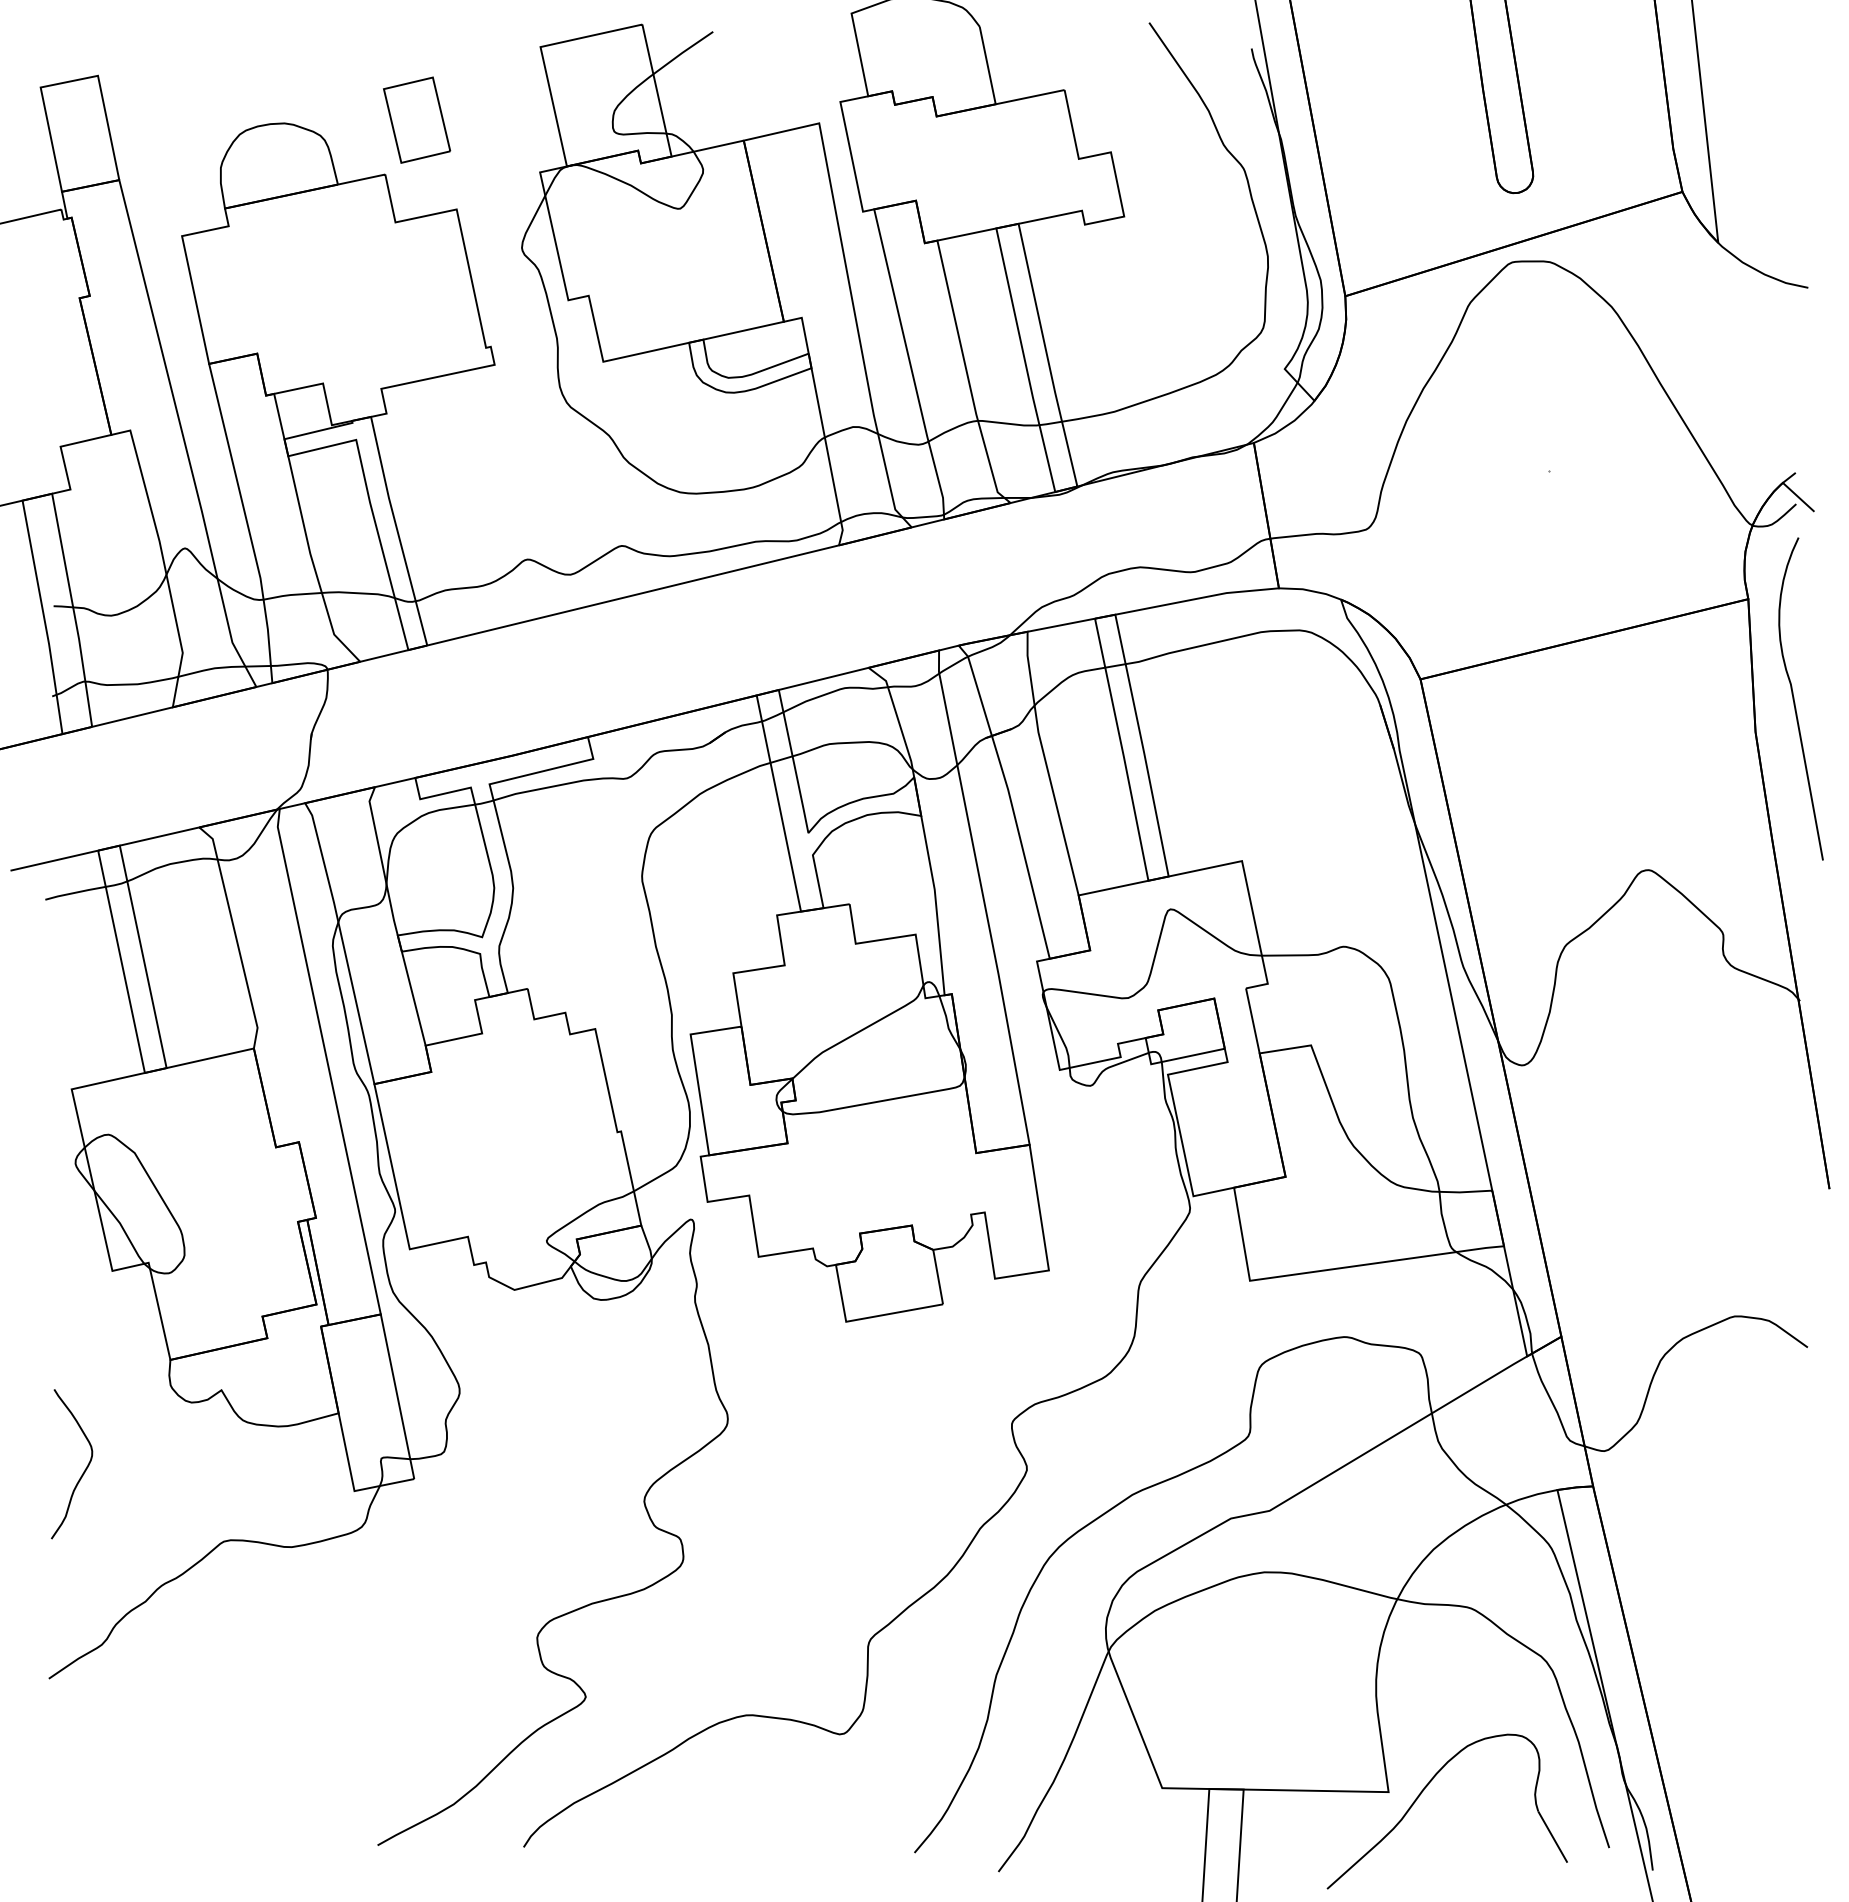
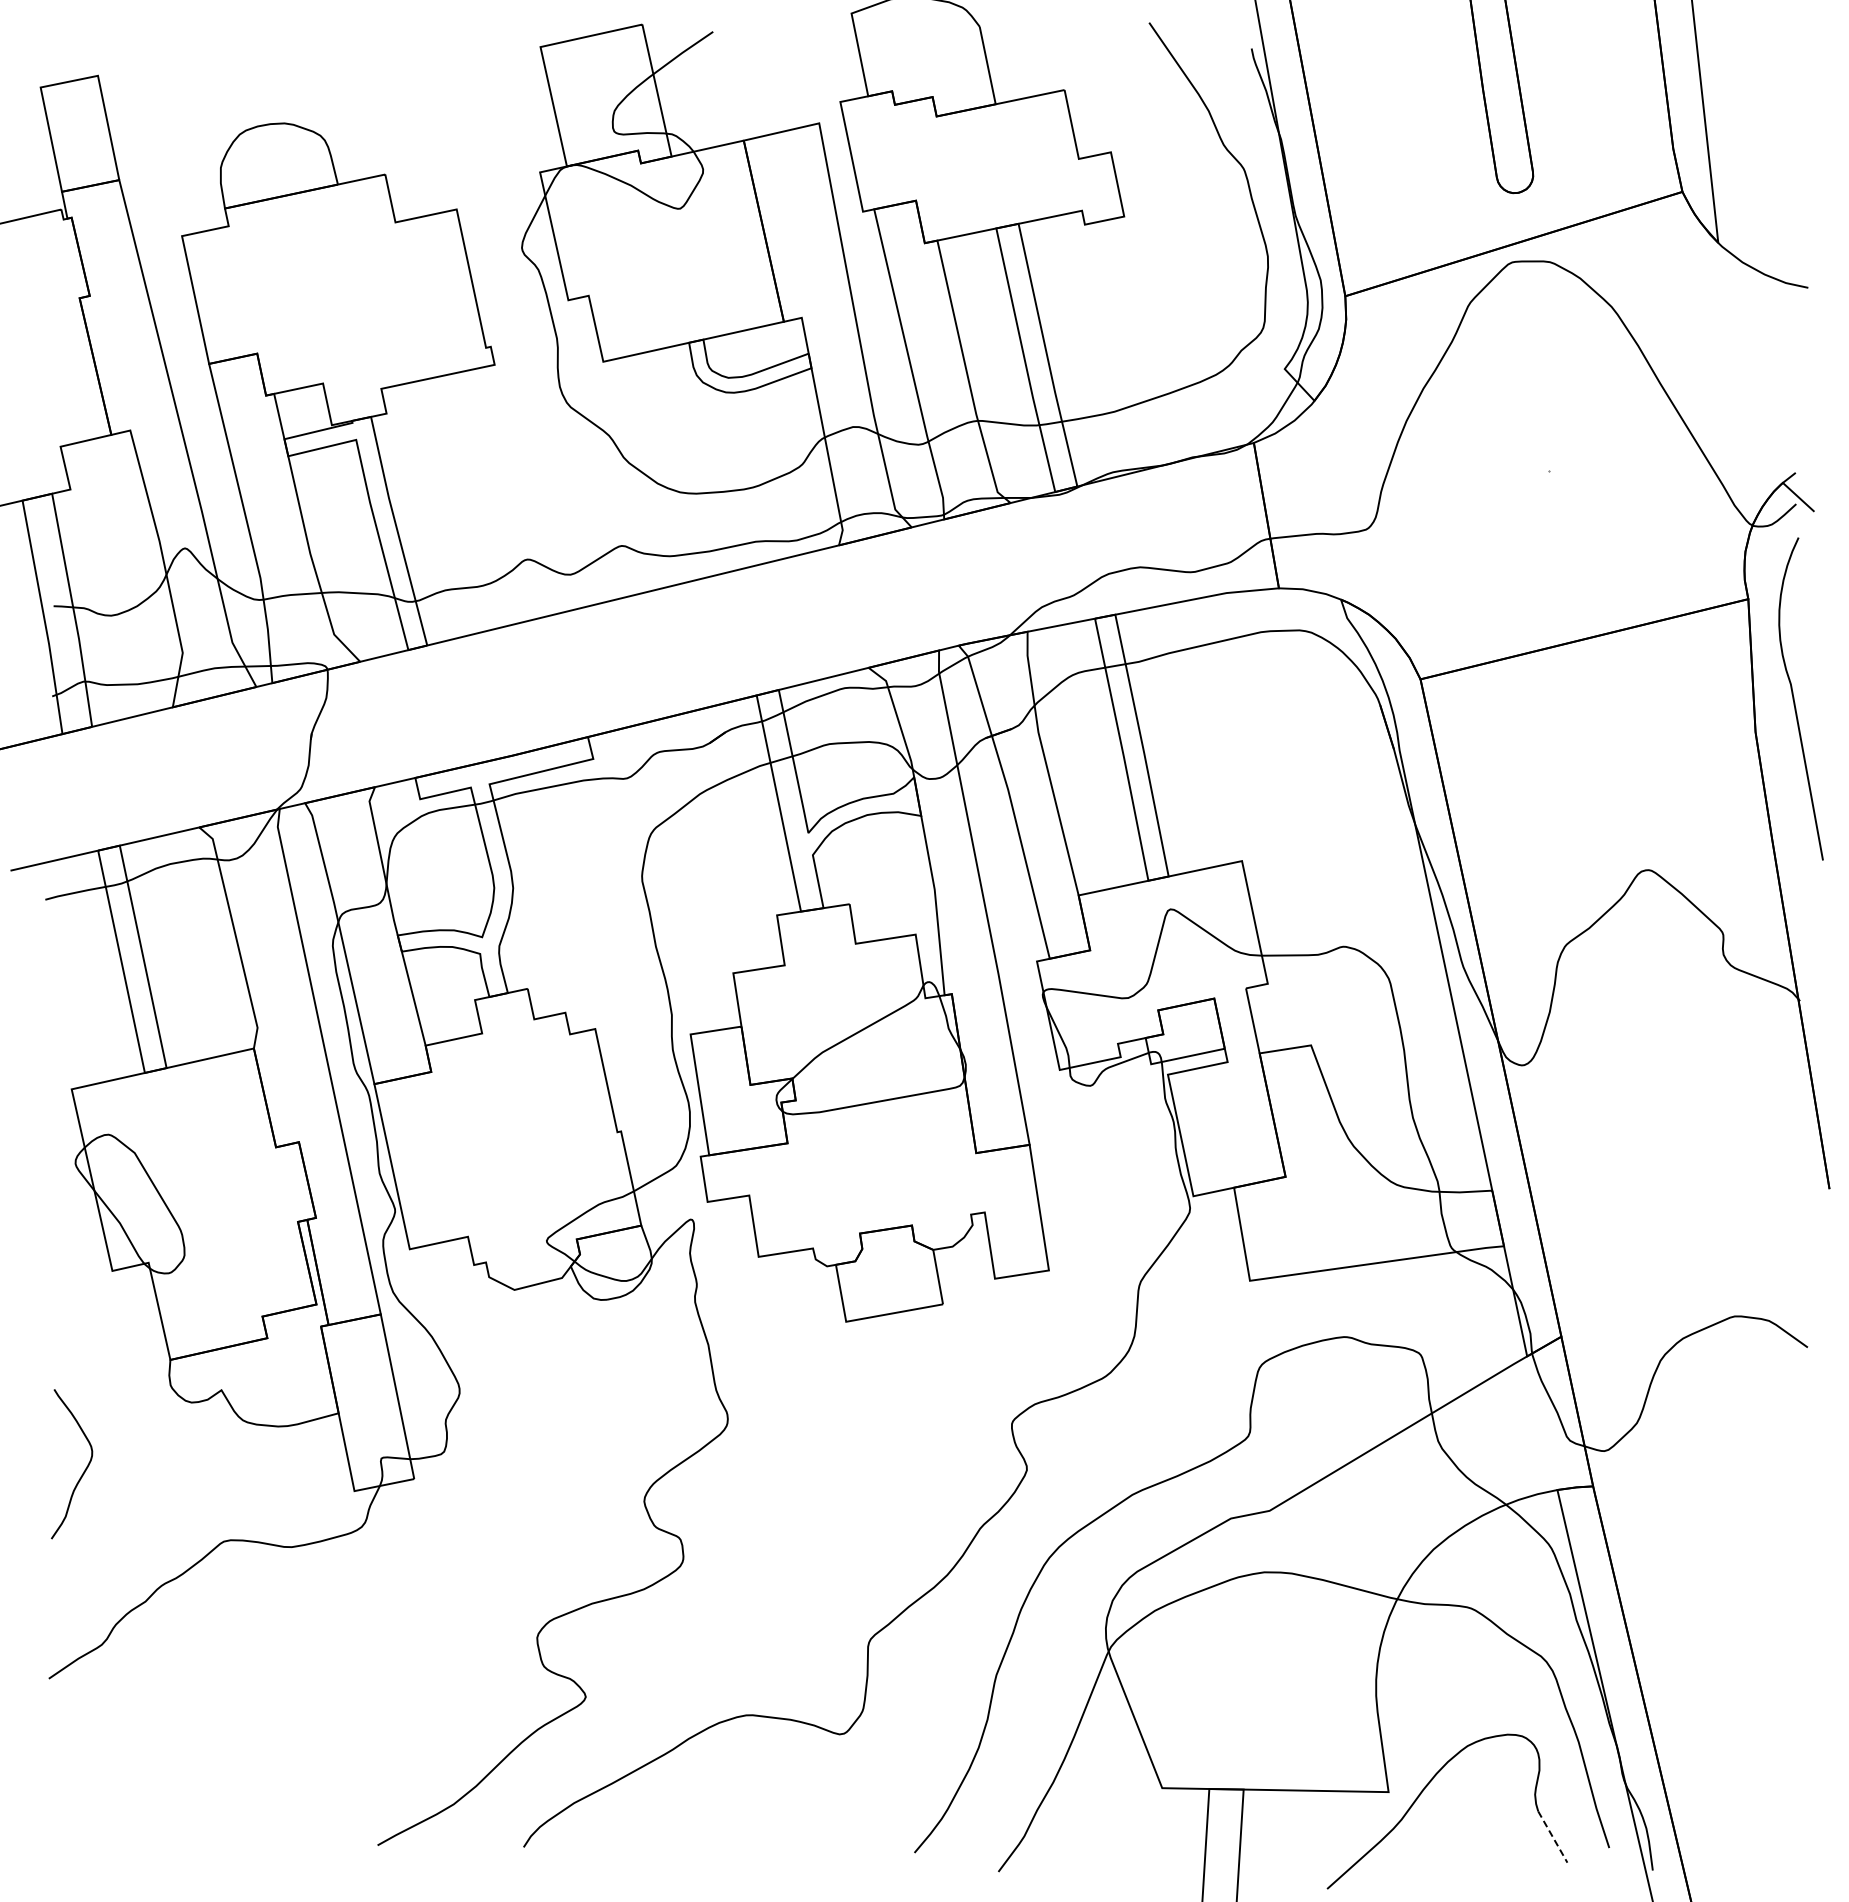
part: present -> none (417, 119)
line: solid -> dashed (1552, 1837)
